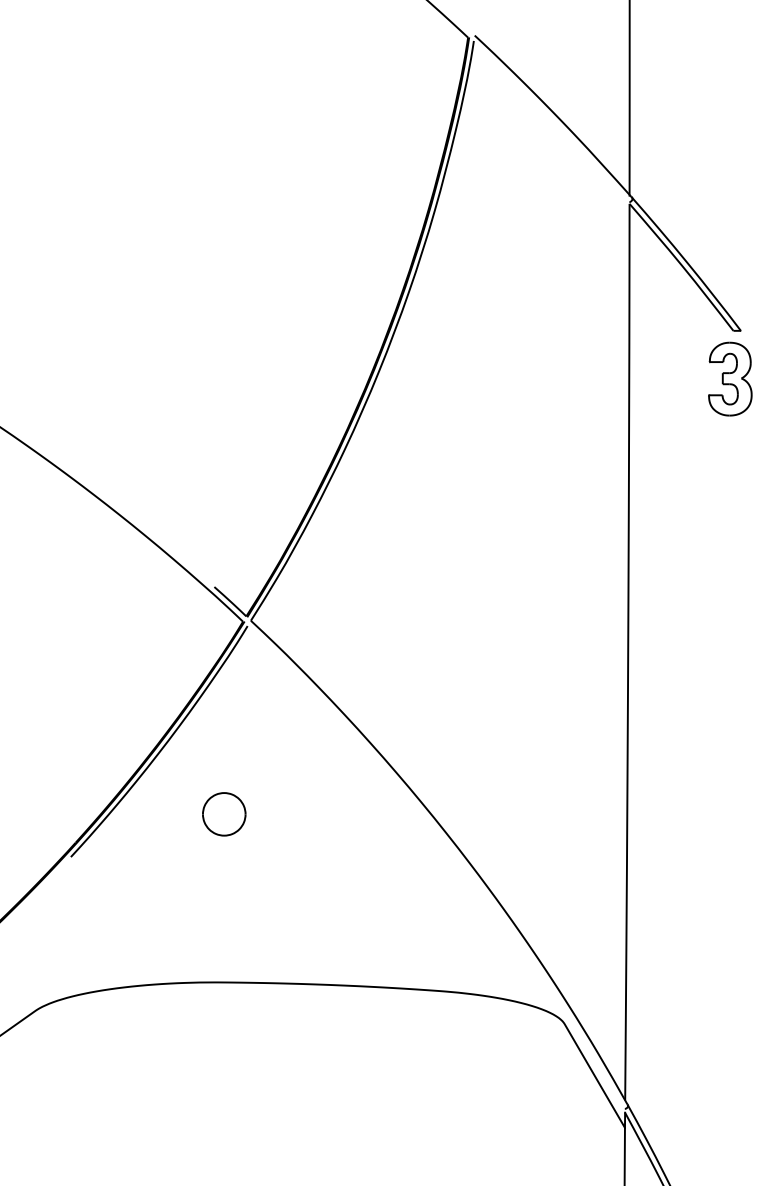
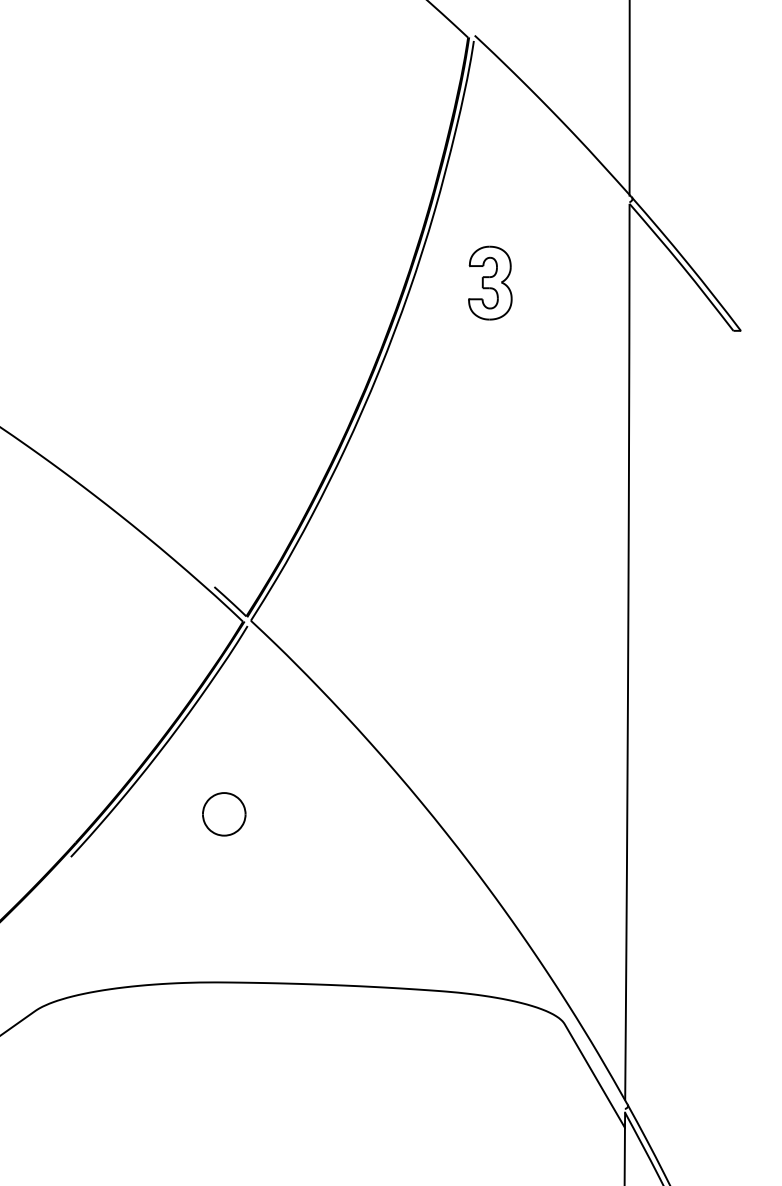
part position: (730, 378) -> (490, 282) (490, 282)
